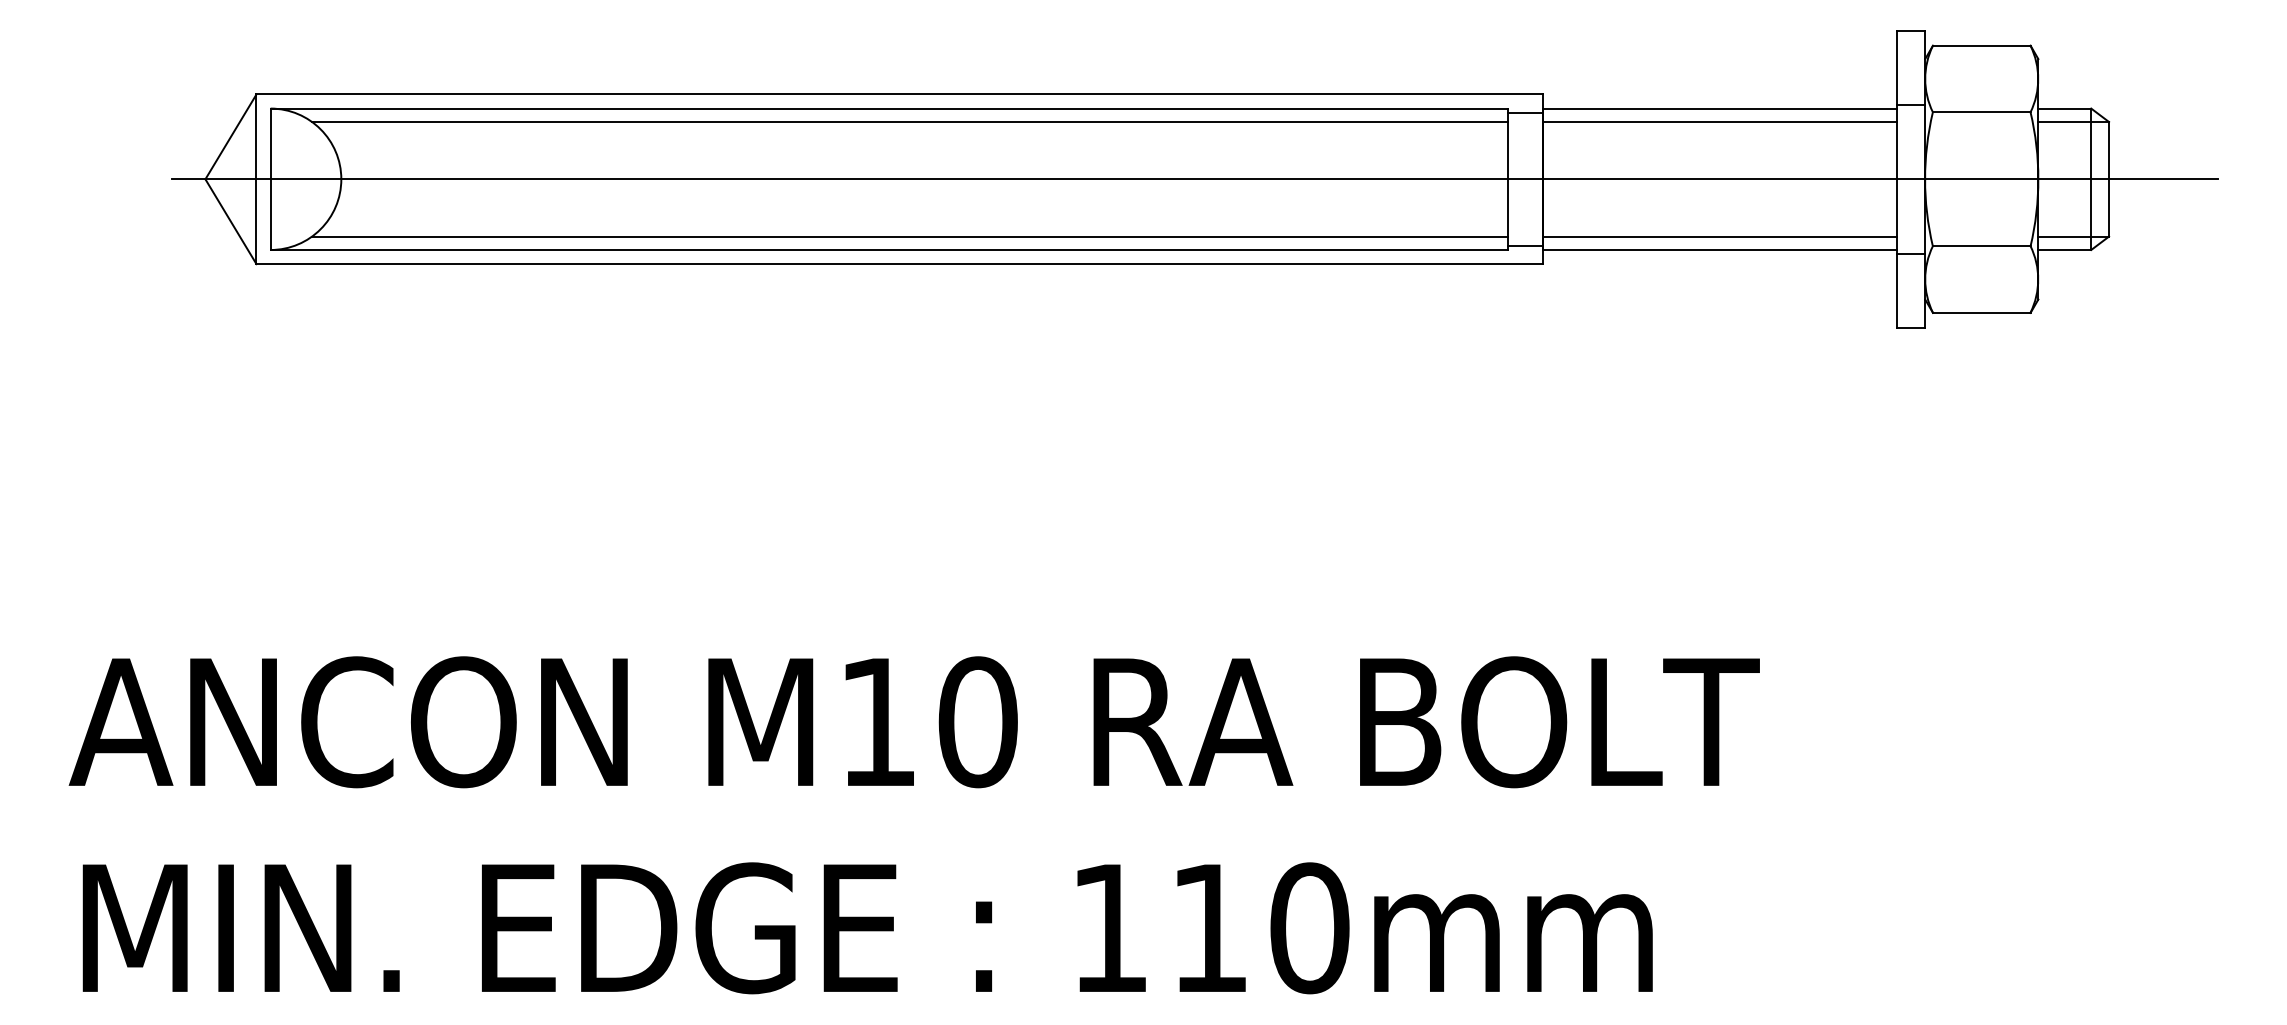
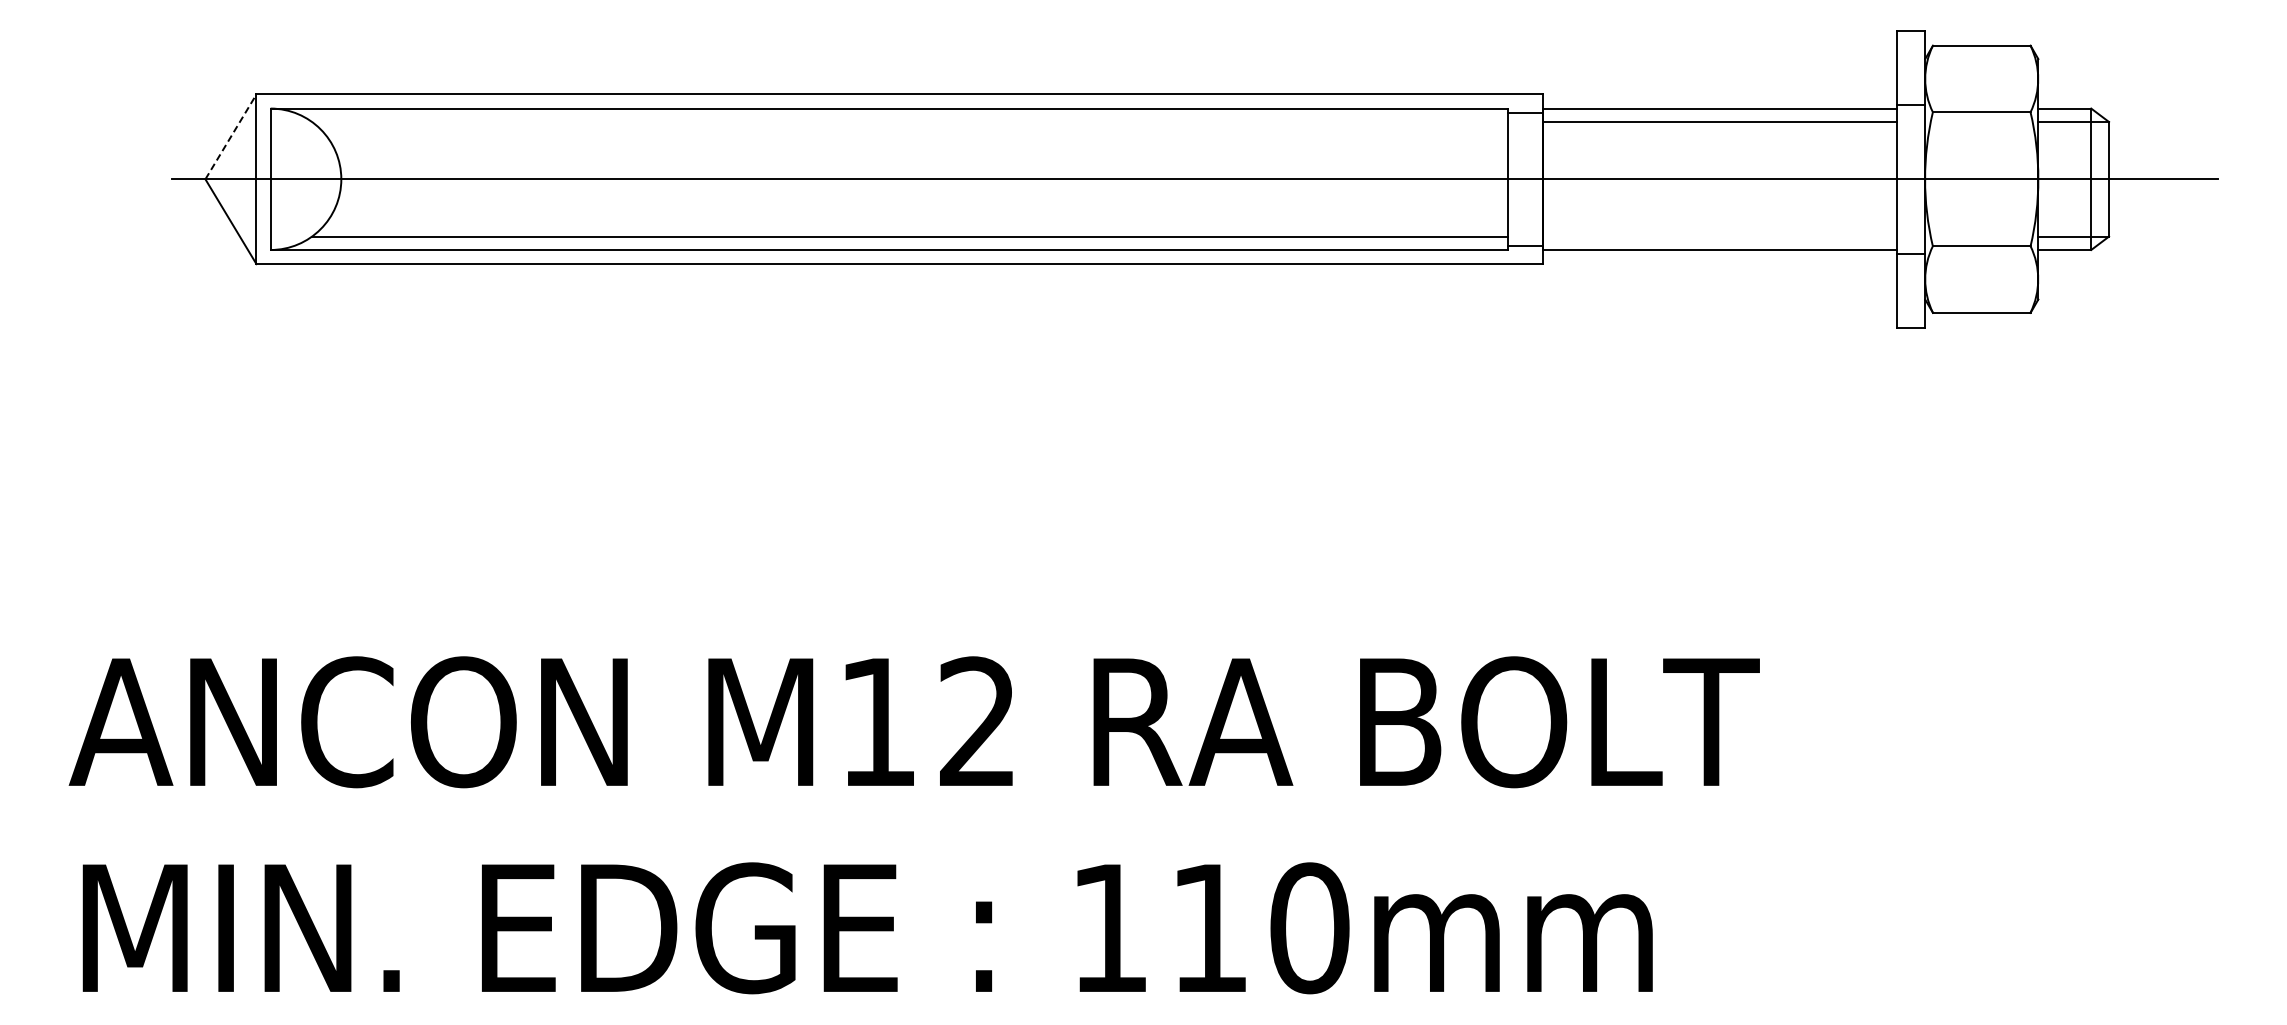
line: present -> none (910, 122)
line: solid -> dashed (230, 136)
line: present -> none (1719, 236)
text: M10 -> M12 (977, 722)
